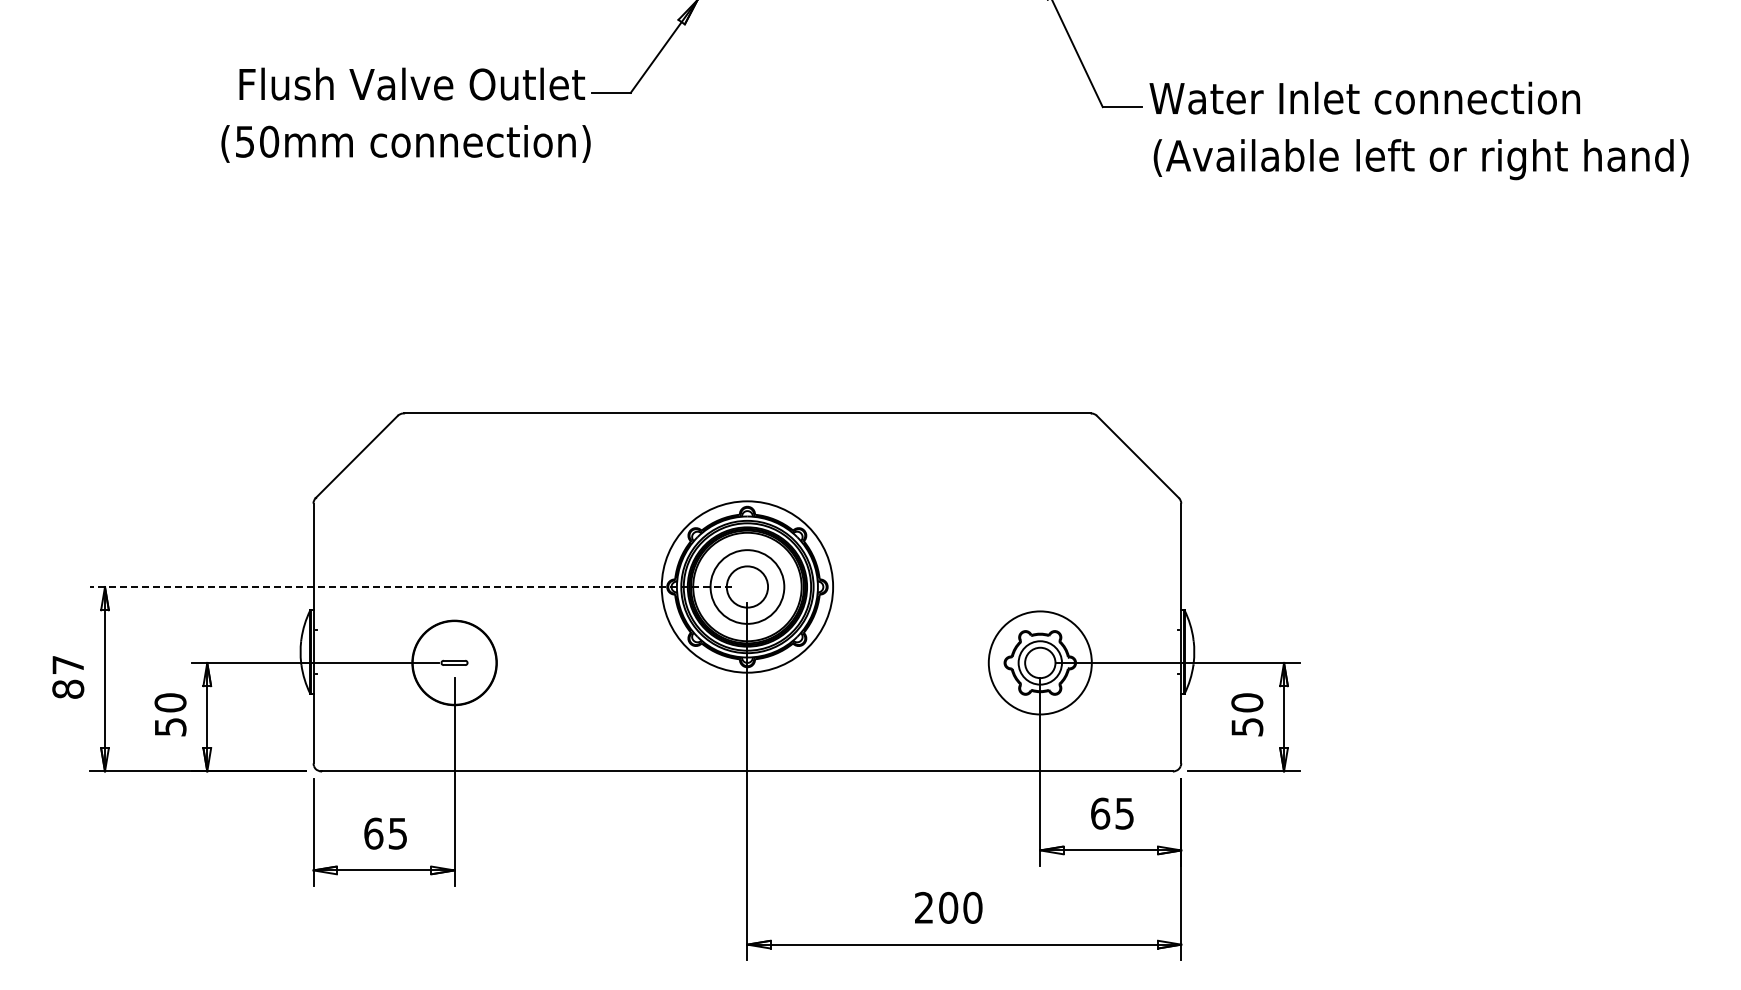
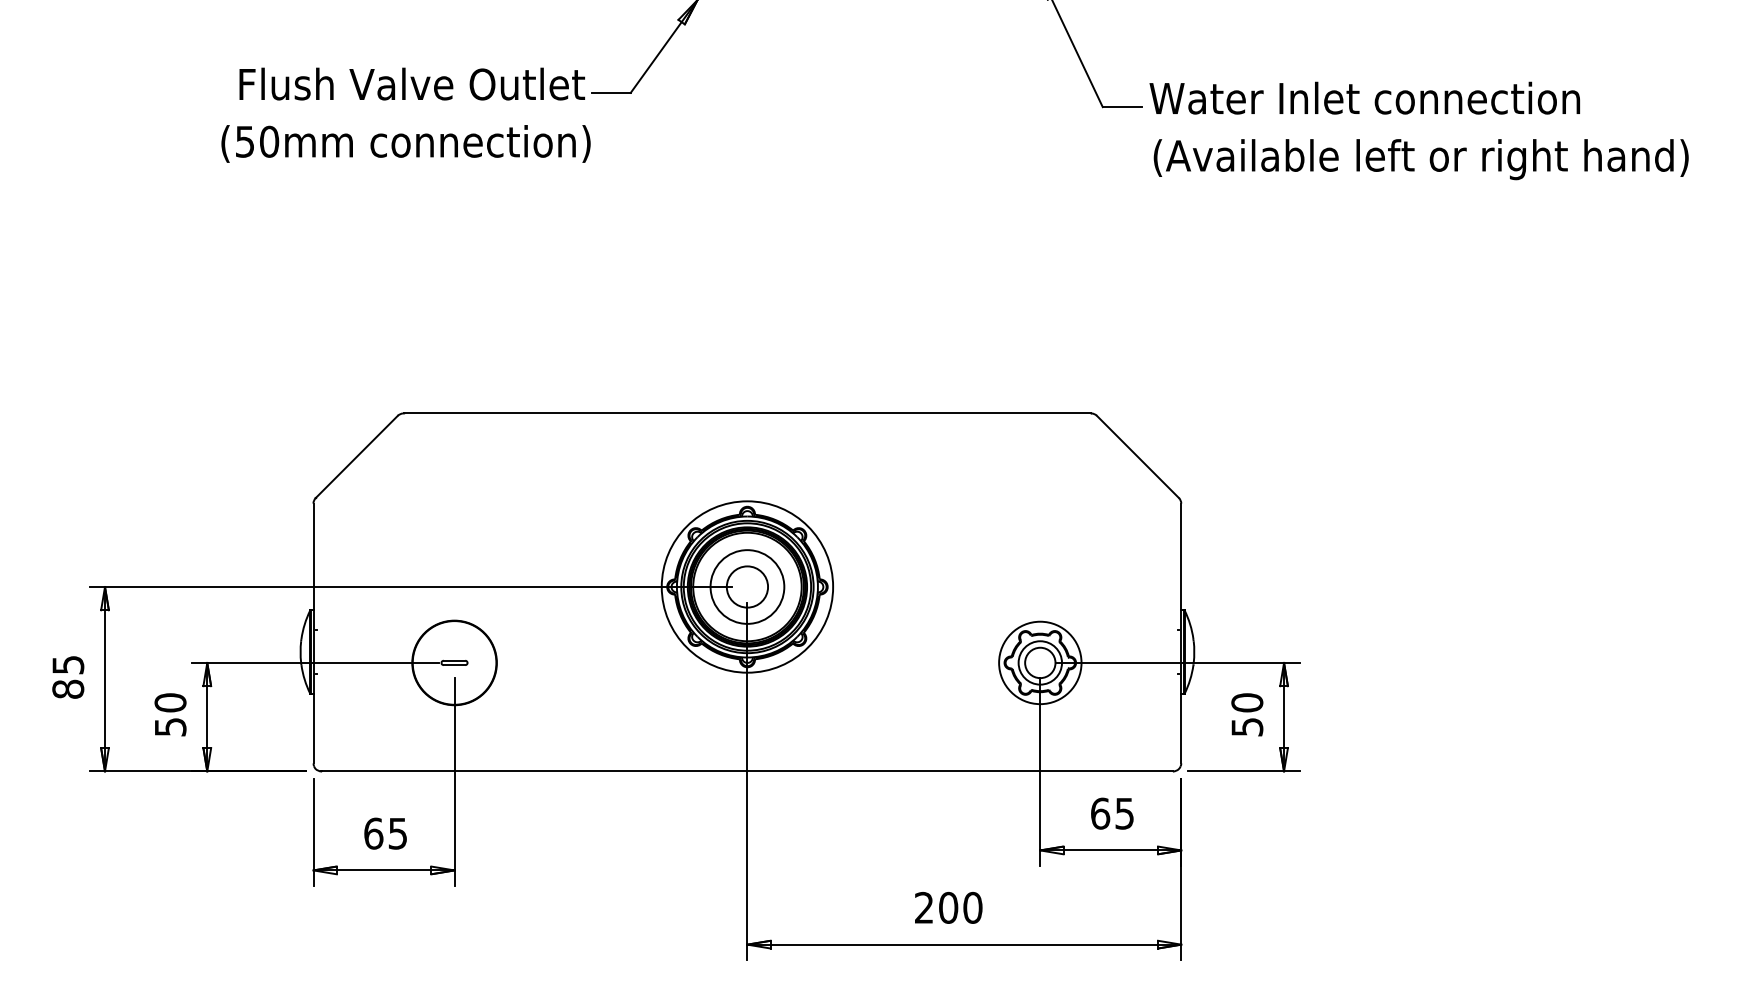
line: dashed -> solid (410, 587)
circle diameter: 103 px -> 82 px (1040, 662)
text: 87 -> 85 (68, 665)
